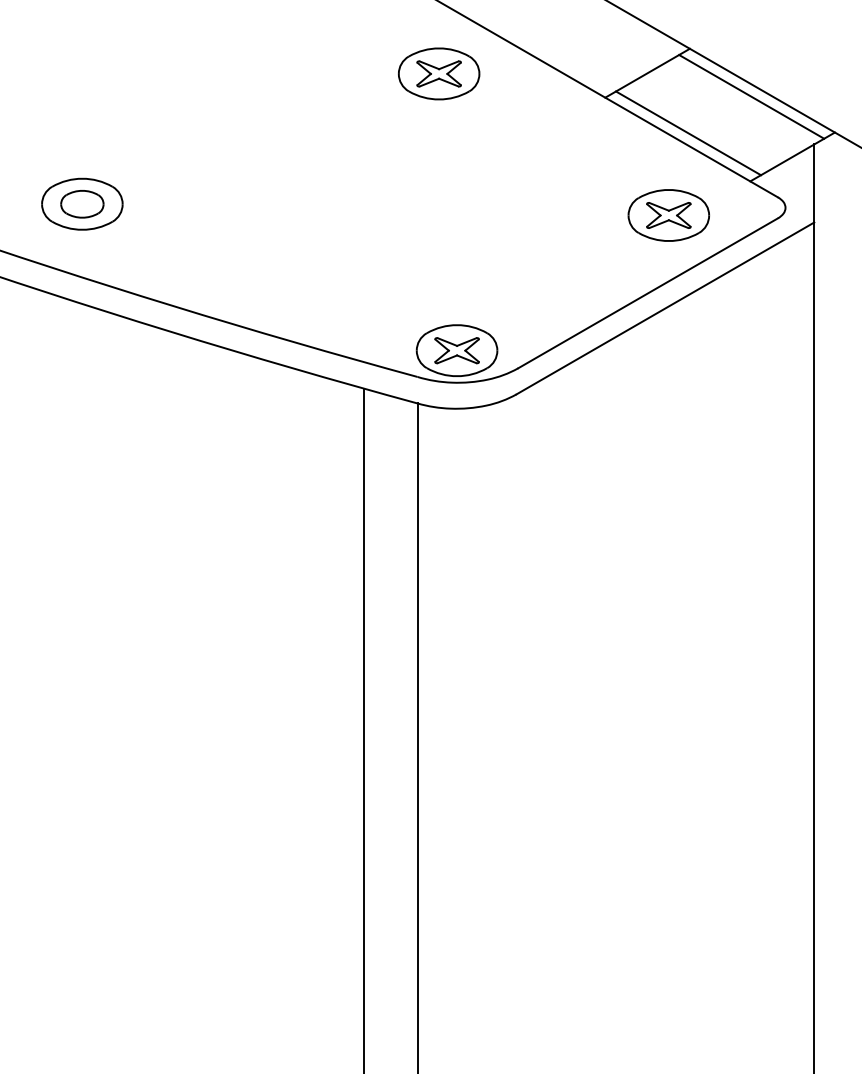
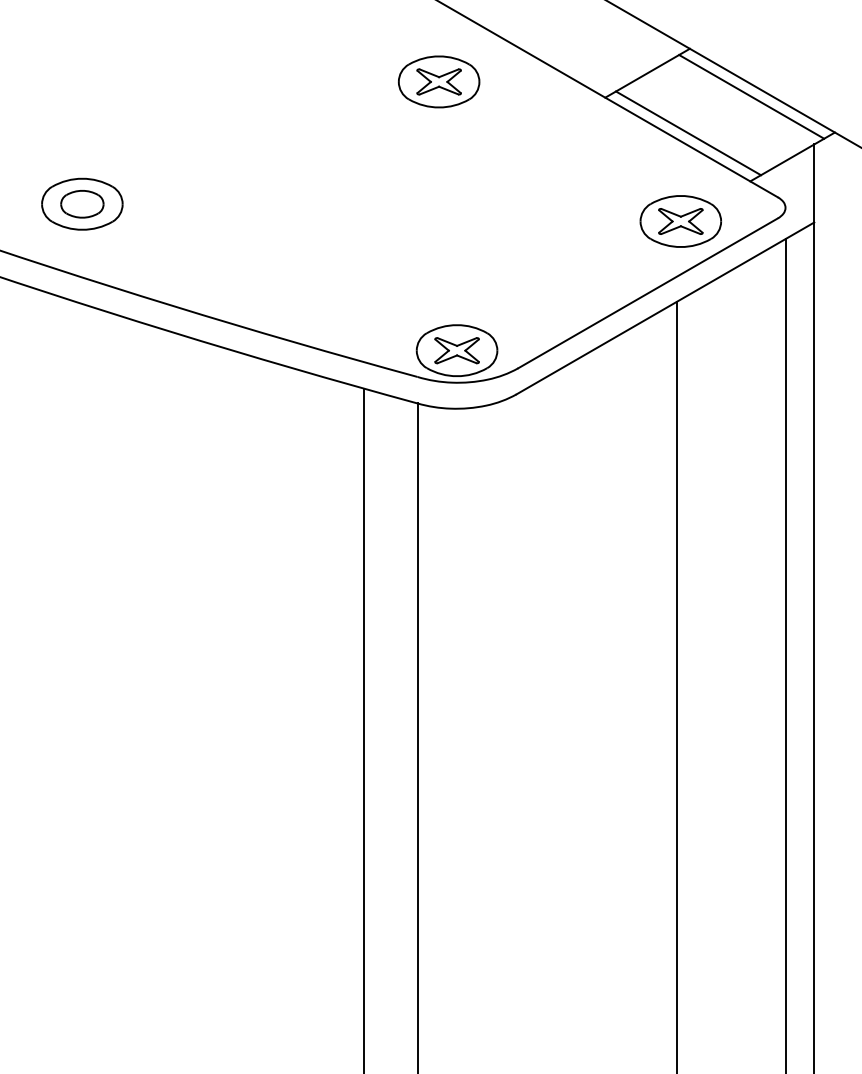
part position: (439, 73) -> (439, 81) (439, 81)
part position: (668, 215) -> (680, 221) (680, 221)
line: none -> present (786, 654)
line: none -> present (676, 686)
